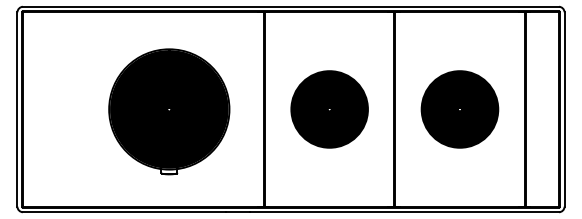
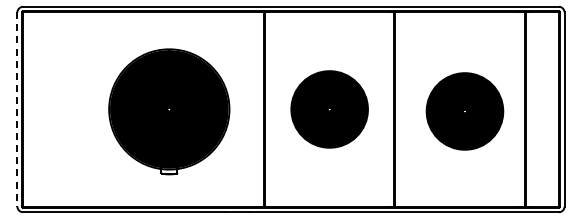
line: solid -> dashed (17, 109)
part position: (459, 109) -> (464, 111) (464, 111)
